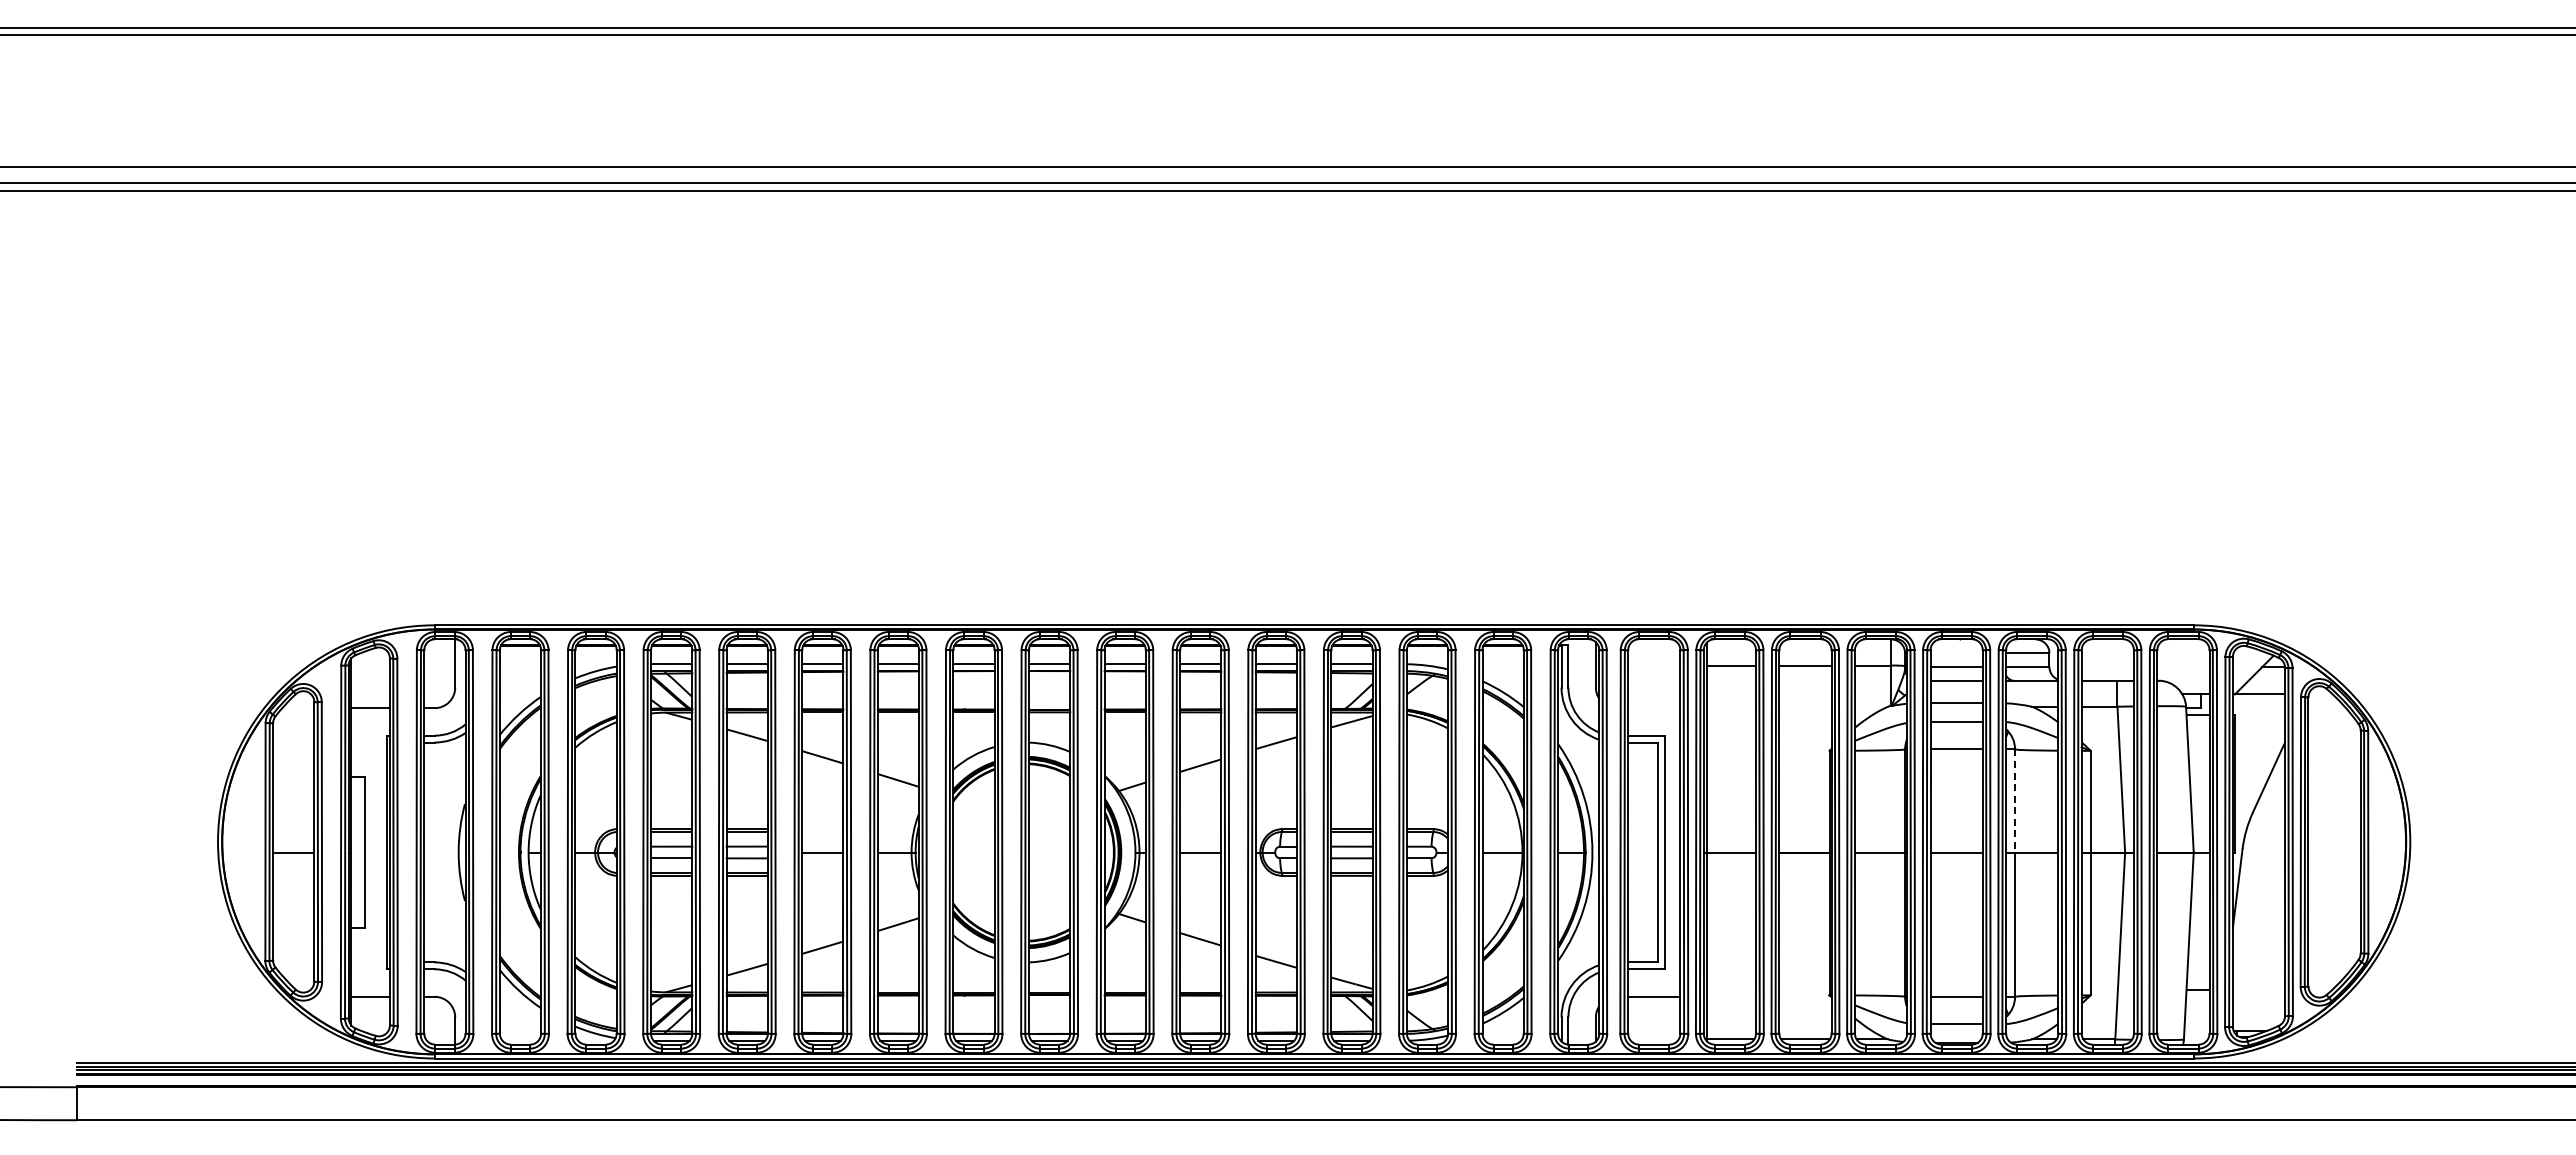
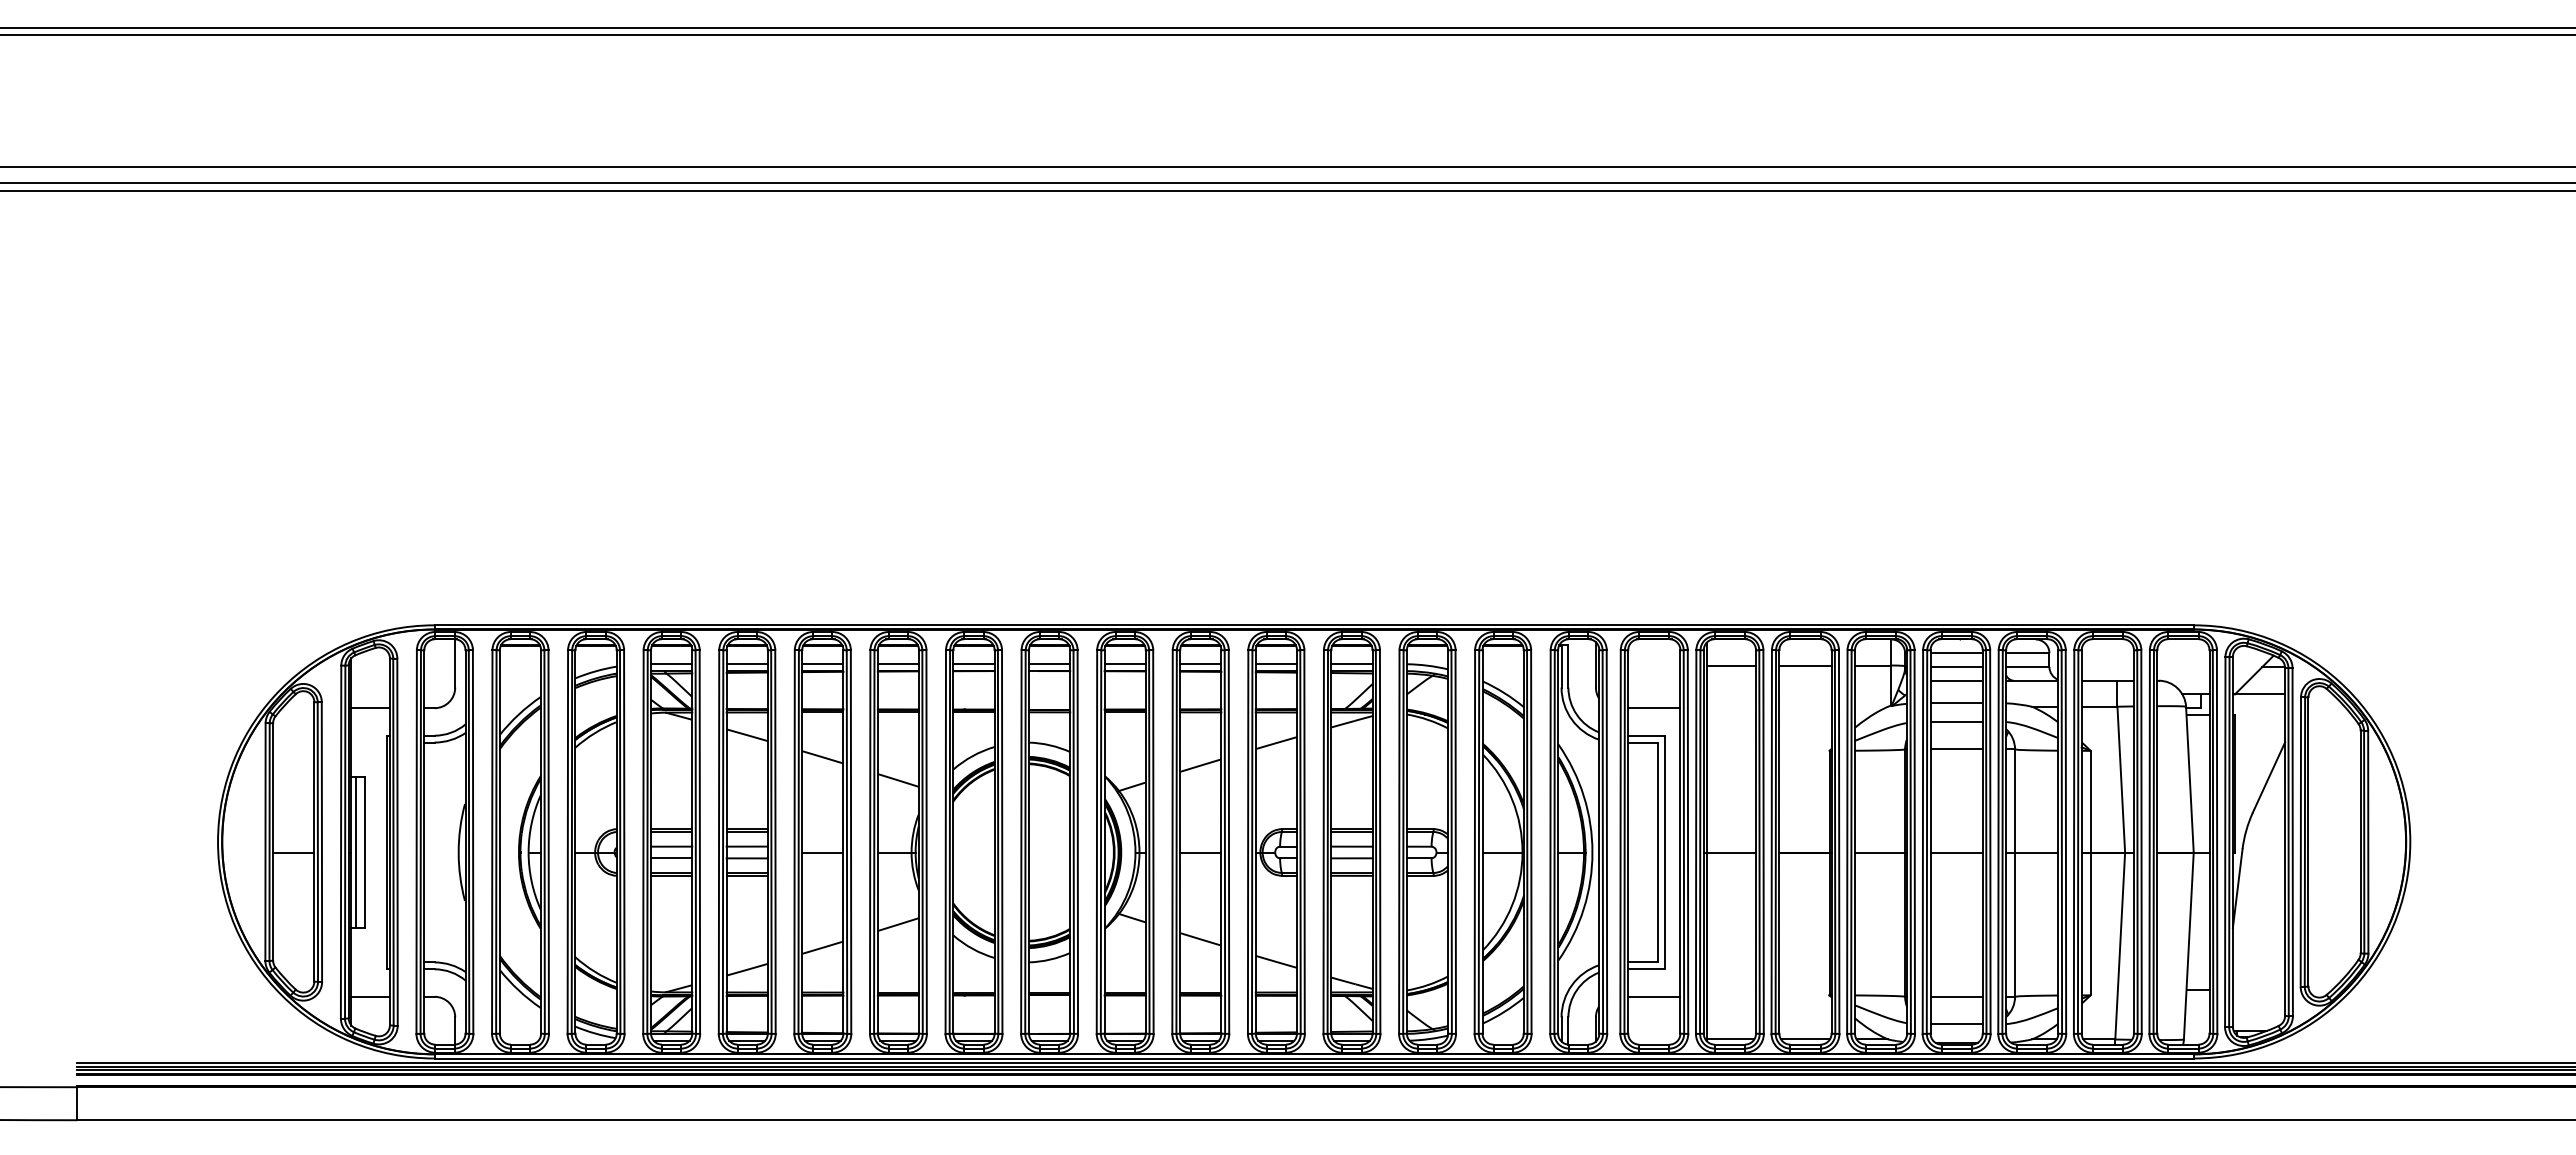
line: none -> present (1956, 653)
line: none -> present (1654, 708)
line: dashed -> solid (2015, 800)
line: none -> present (356, 852)
